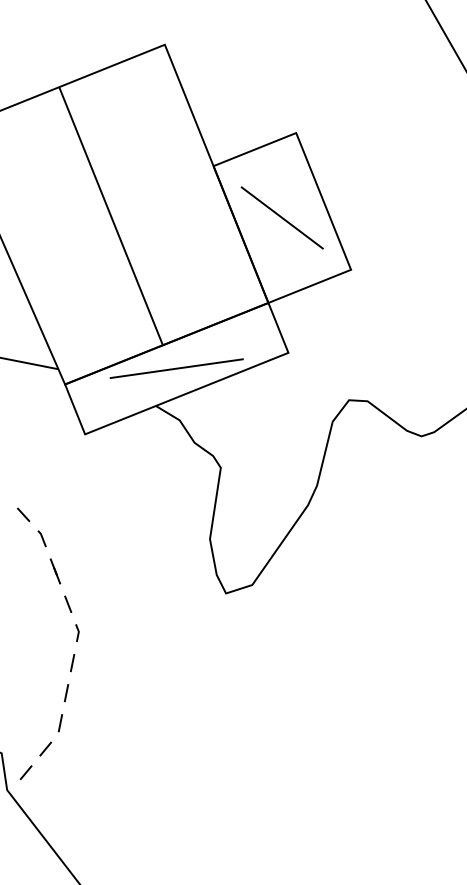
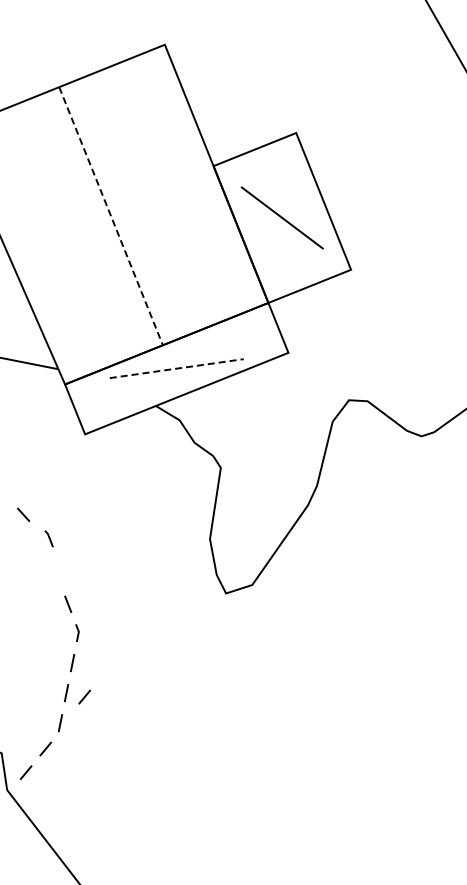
line: solid -> dashed (111, 216)
line: solid -> dashed (176, 368)
line position: (41, 538) -> (48, 538) (48, 538)
line: present -> none (55, 571)
line: none -> present (84, 696)
